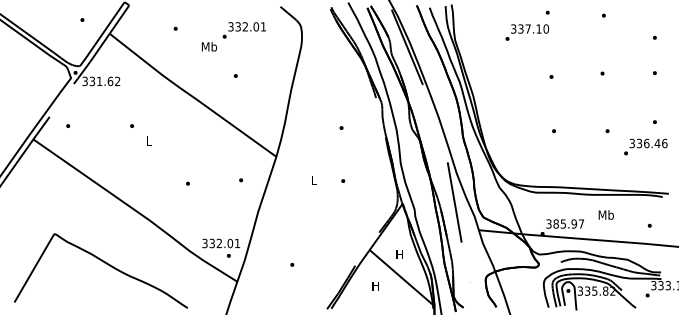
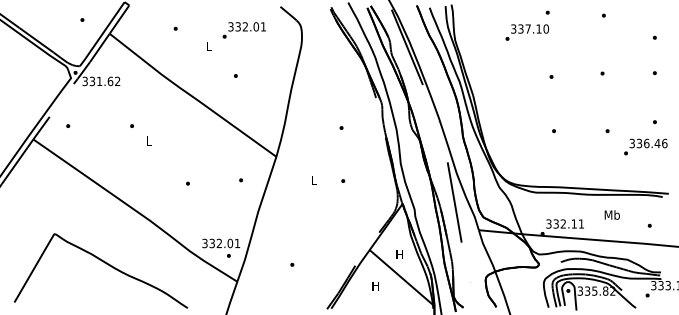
text: Mb -> L (209, 46)
text position: (605, 214) -> (611, 214) (611, 214)
text: 385.97 -> 332.11 (568, 223)
